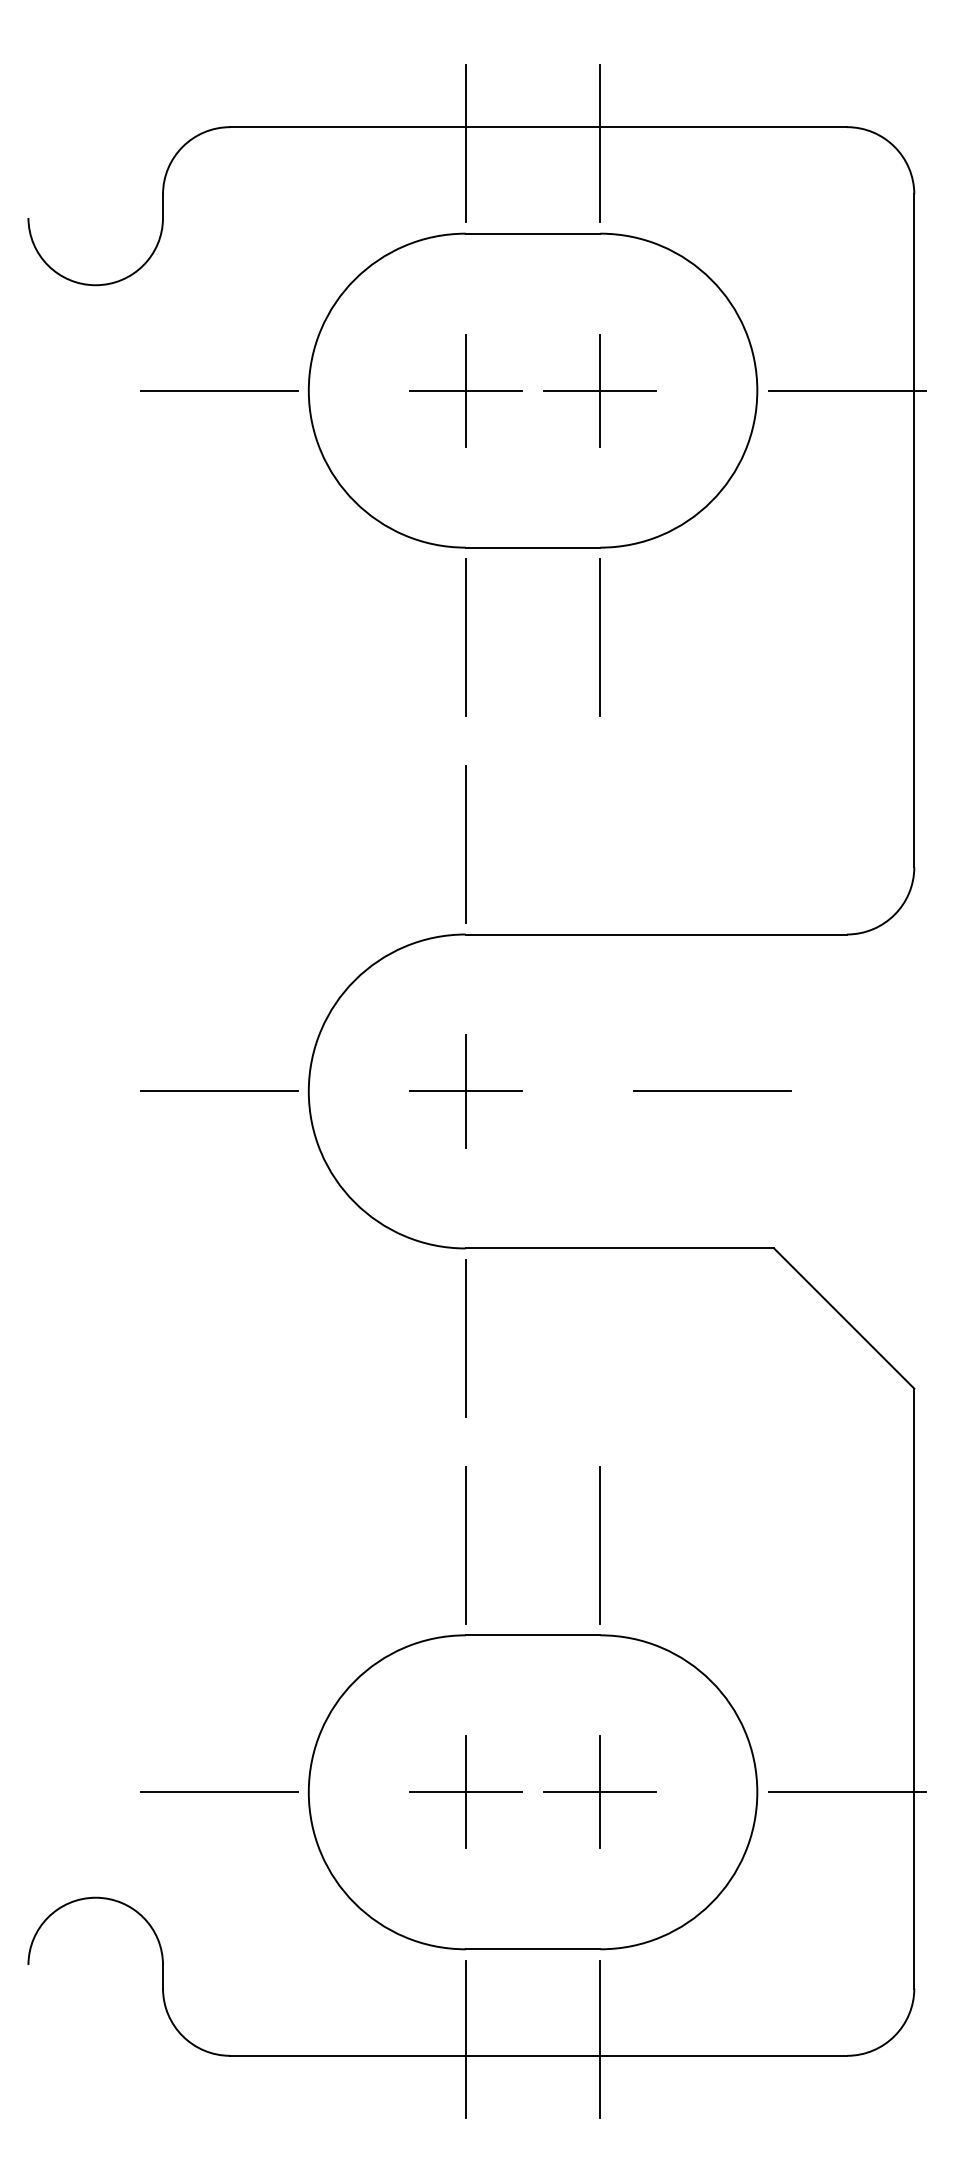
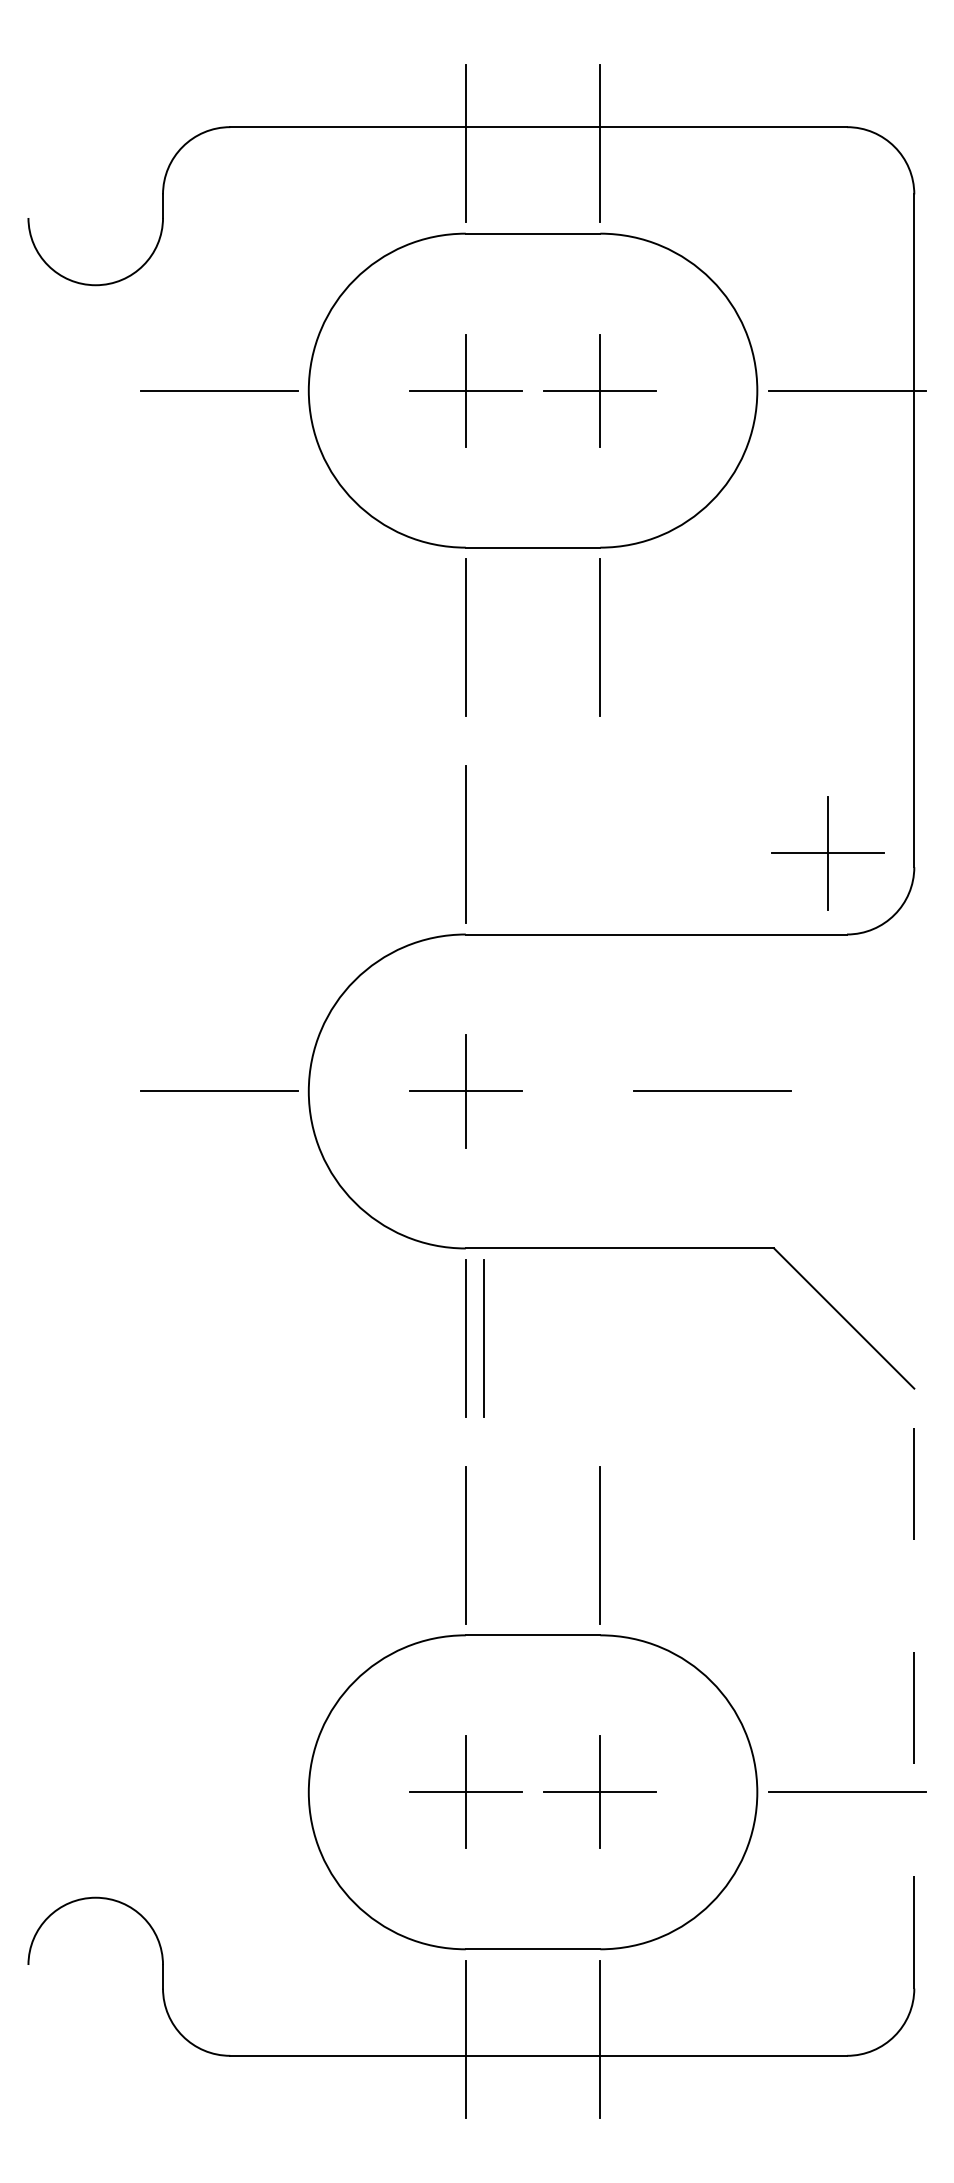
part: none -> present (827, 853)
line: none -> present (483, 1338)
line: solid -> dashed (914, 1688)
line: present -> none (218, 1792)
